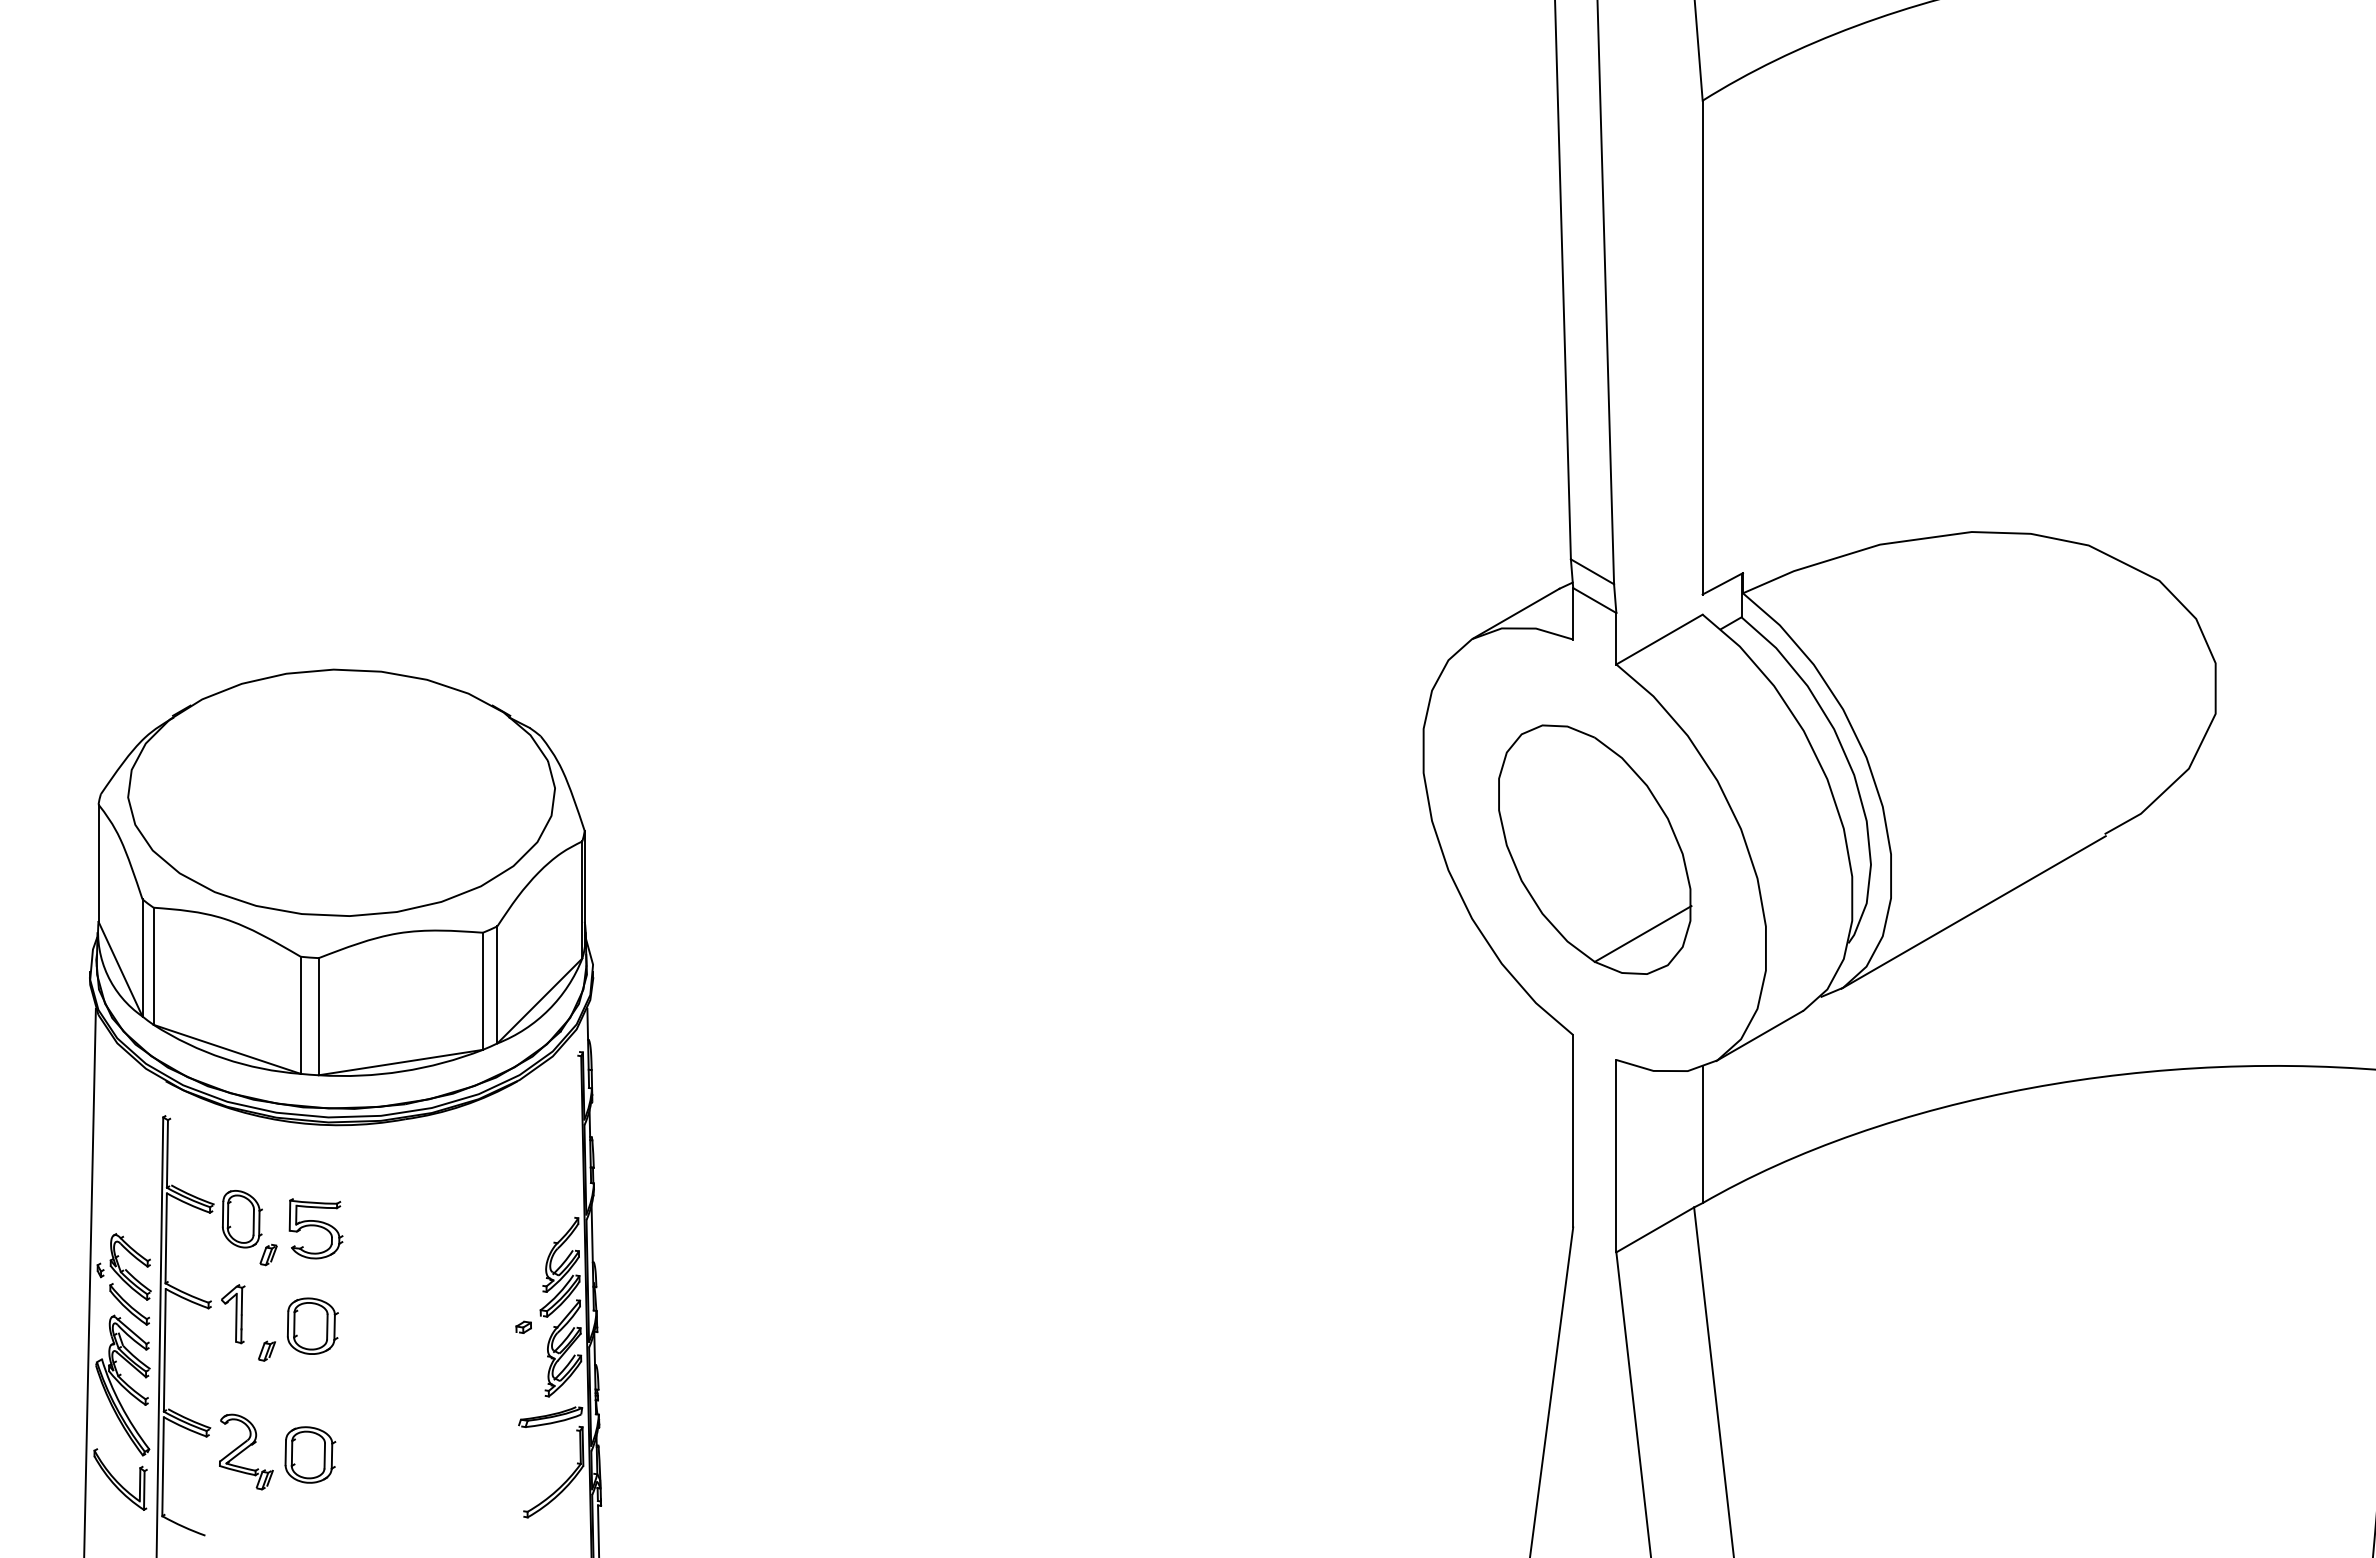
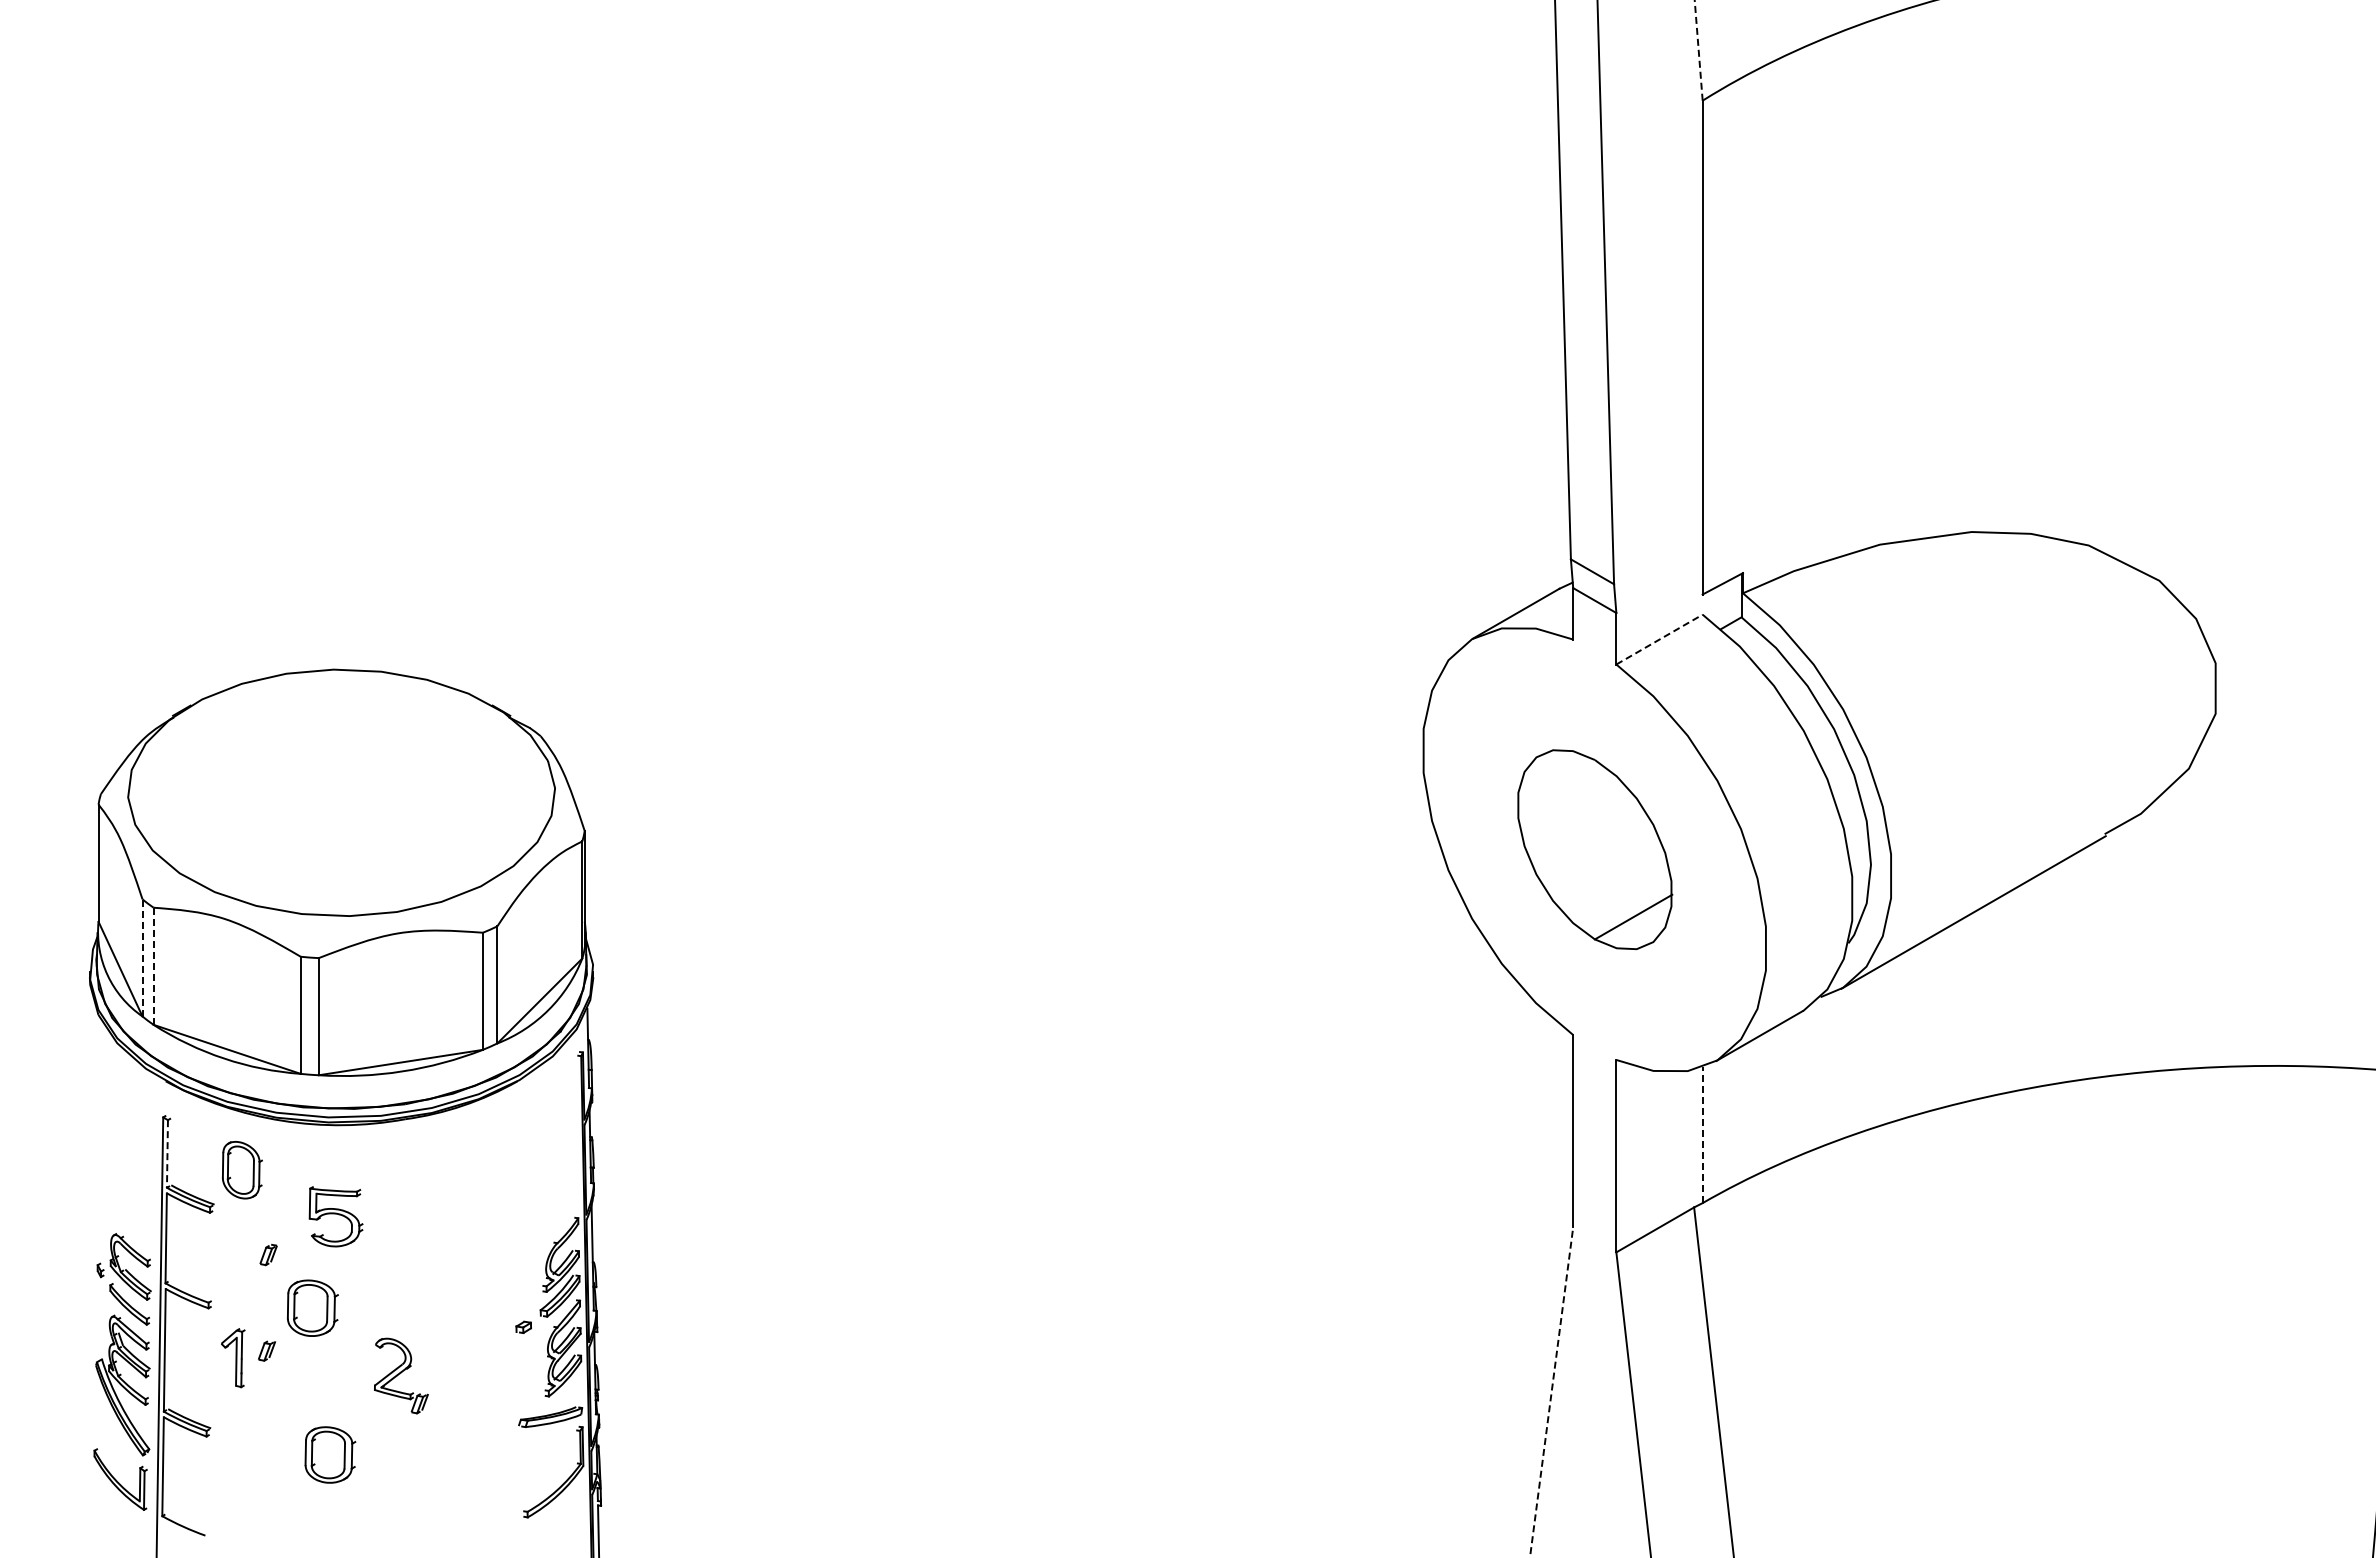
line: solid -> dashed (1698, 49)
line: solid -> dashed (1659, 639)
part size: 195x251 px -> 157x202 px (1595, 849)
line: solid -> dashed (142, 957)
line: solid -> dashed (153, 966)
line: solid -> dashed (1702, 1135)
line: solid -> dashed (167, 1153)
part position: (241, 1219) -> (241, 1170) (241, 1170)
part position: (315, 1228) -> (335, 1216) (335, 1216)
line: present -> none (89, 1281)
part position: (233, 1314) -> (233, 1358) (233, 1358)
part position: (312, 1325) -> (312, 1307) (312, 1307)
line: solid -> dashed (1551, 1391)
part position: (246, 1451) -> (401, 1375) (401, 1375)
part position: (310, 1454) -> (330, 1454) (330, 1454)
